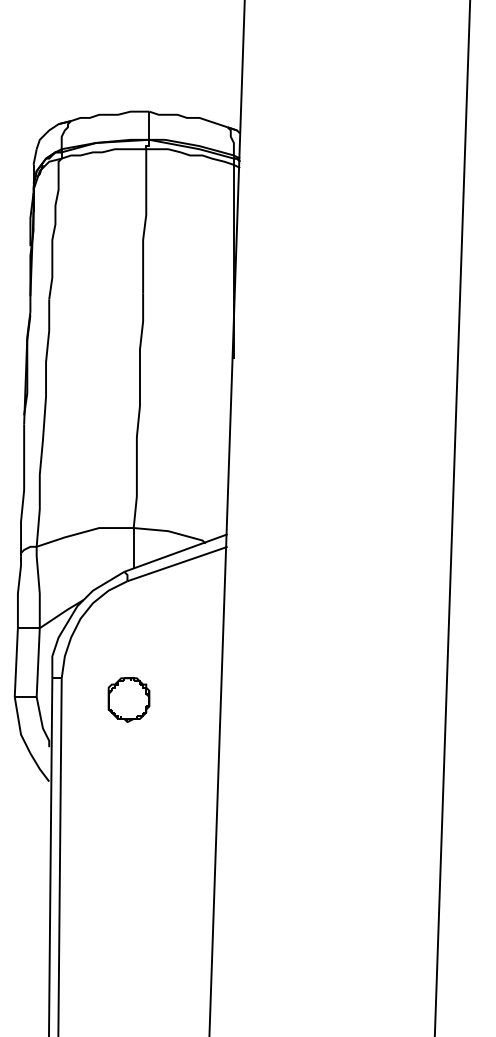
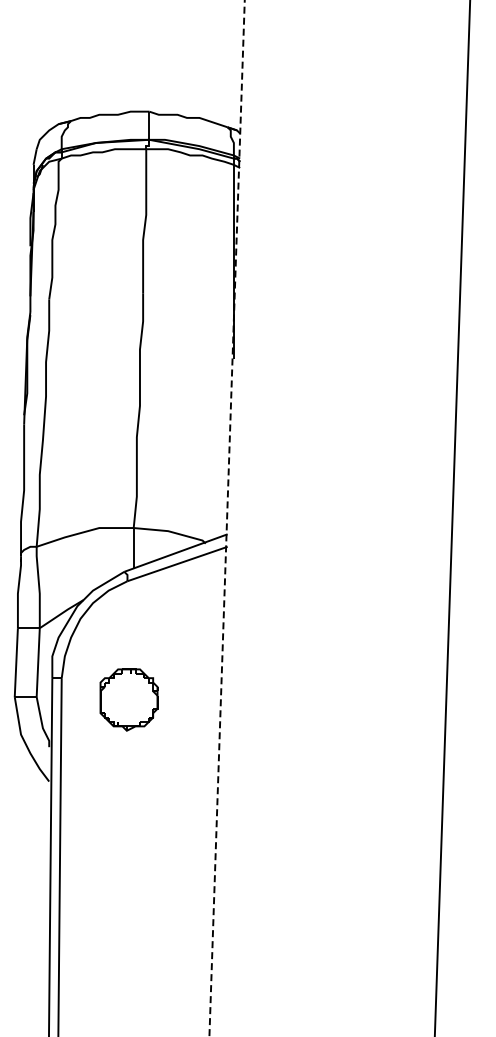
line: solid -> dashed (227, 517)
part size: 44x47 px -> 60x64 px (128, 699)
